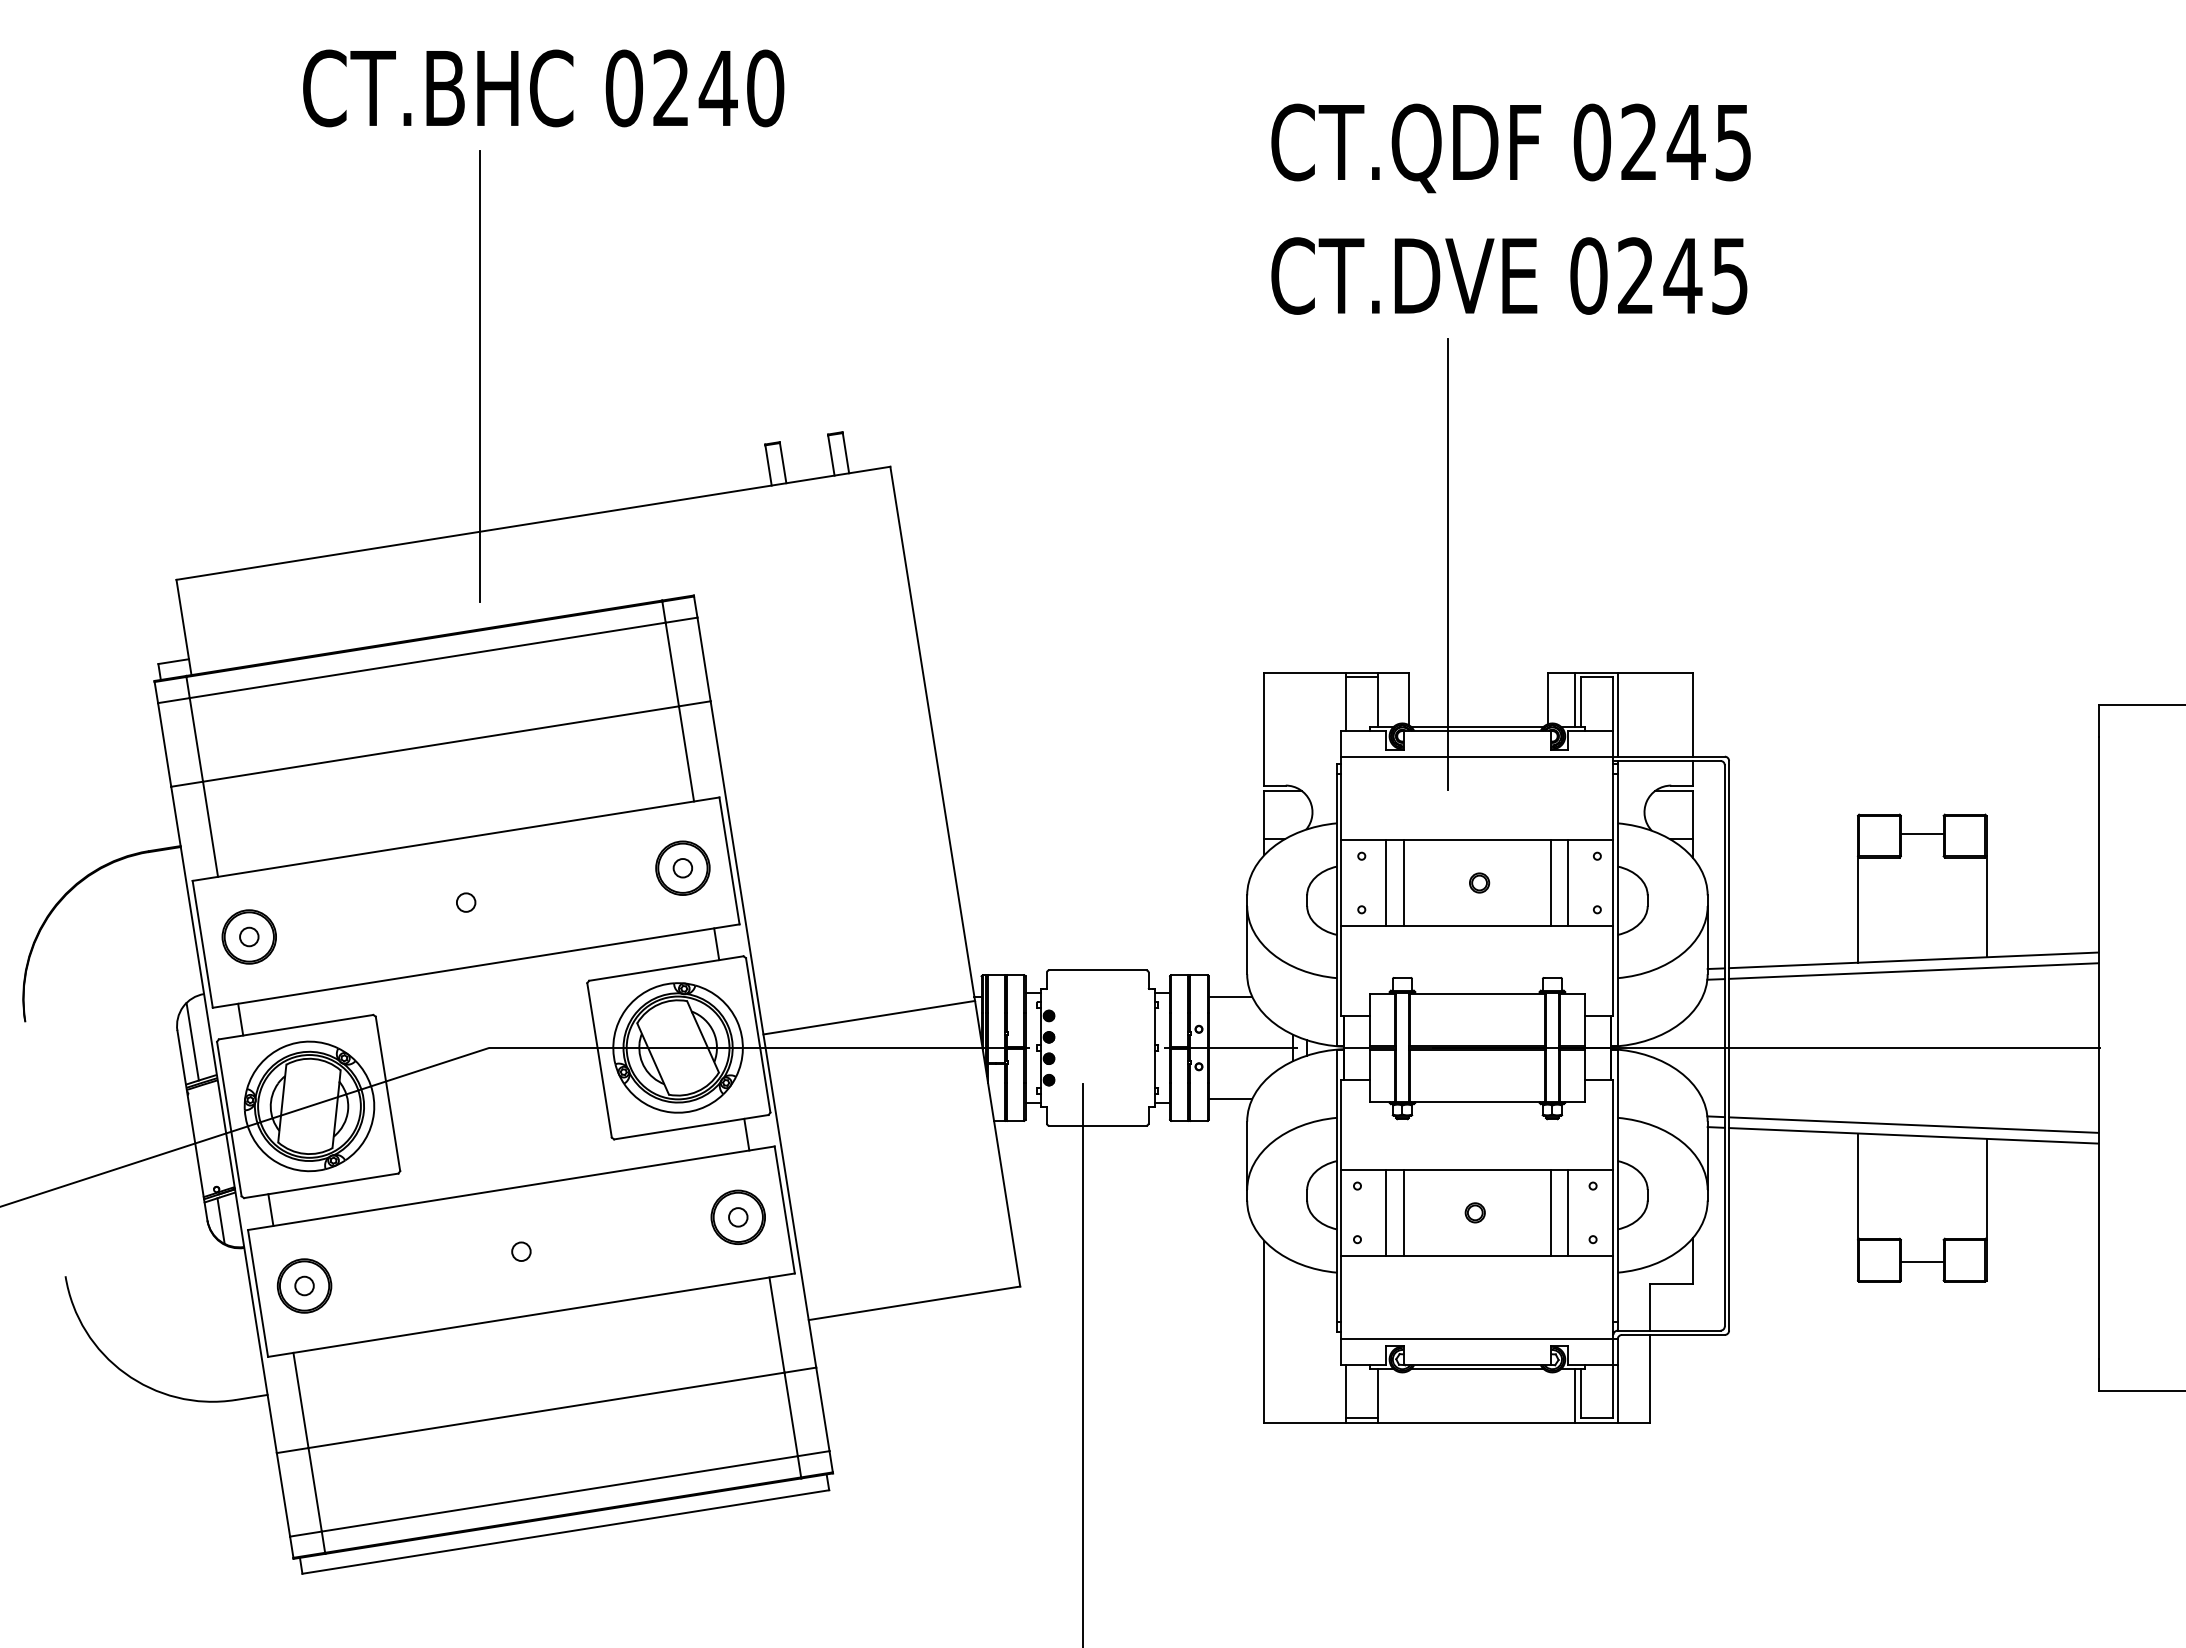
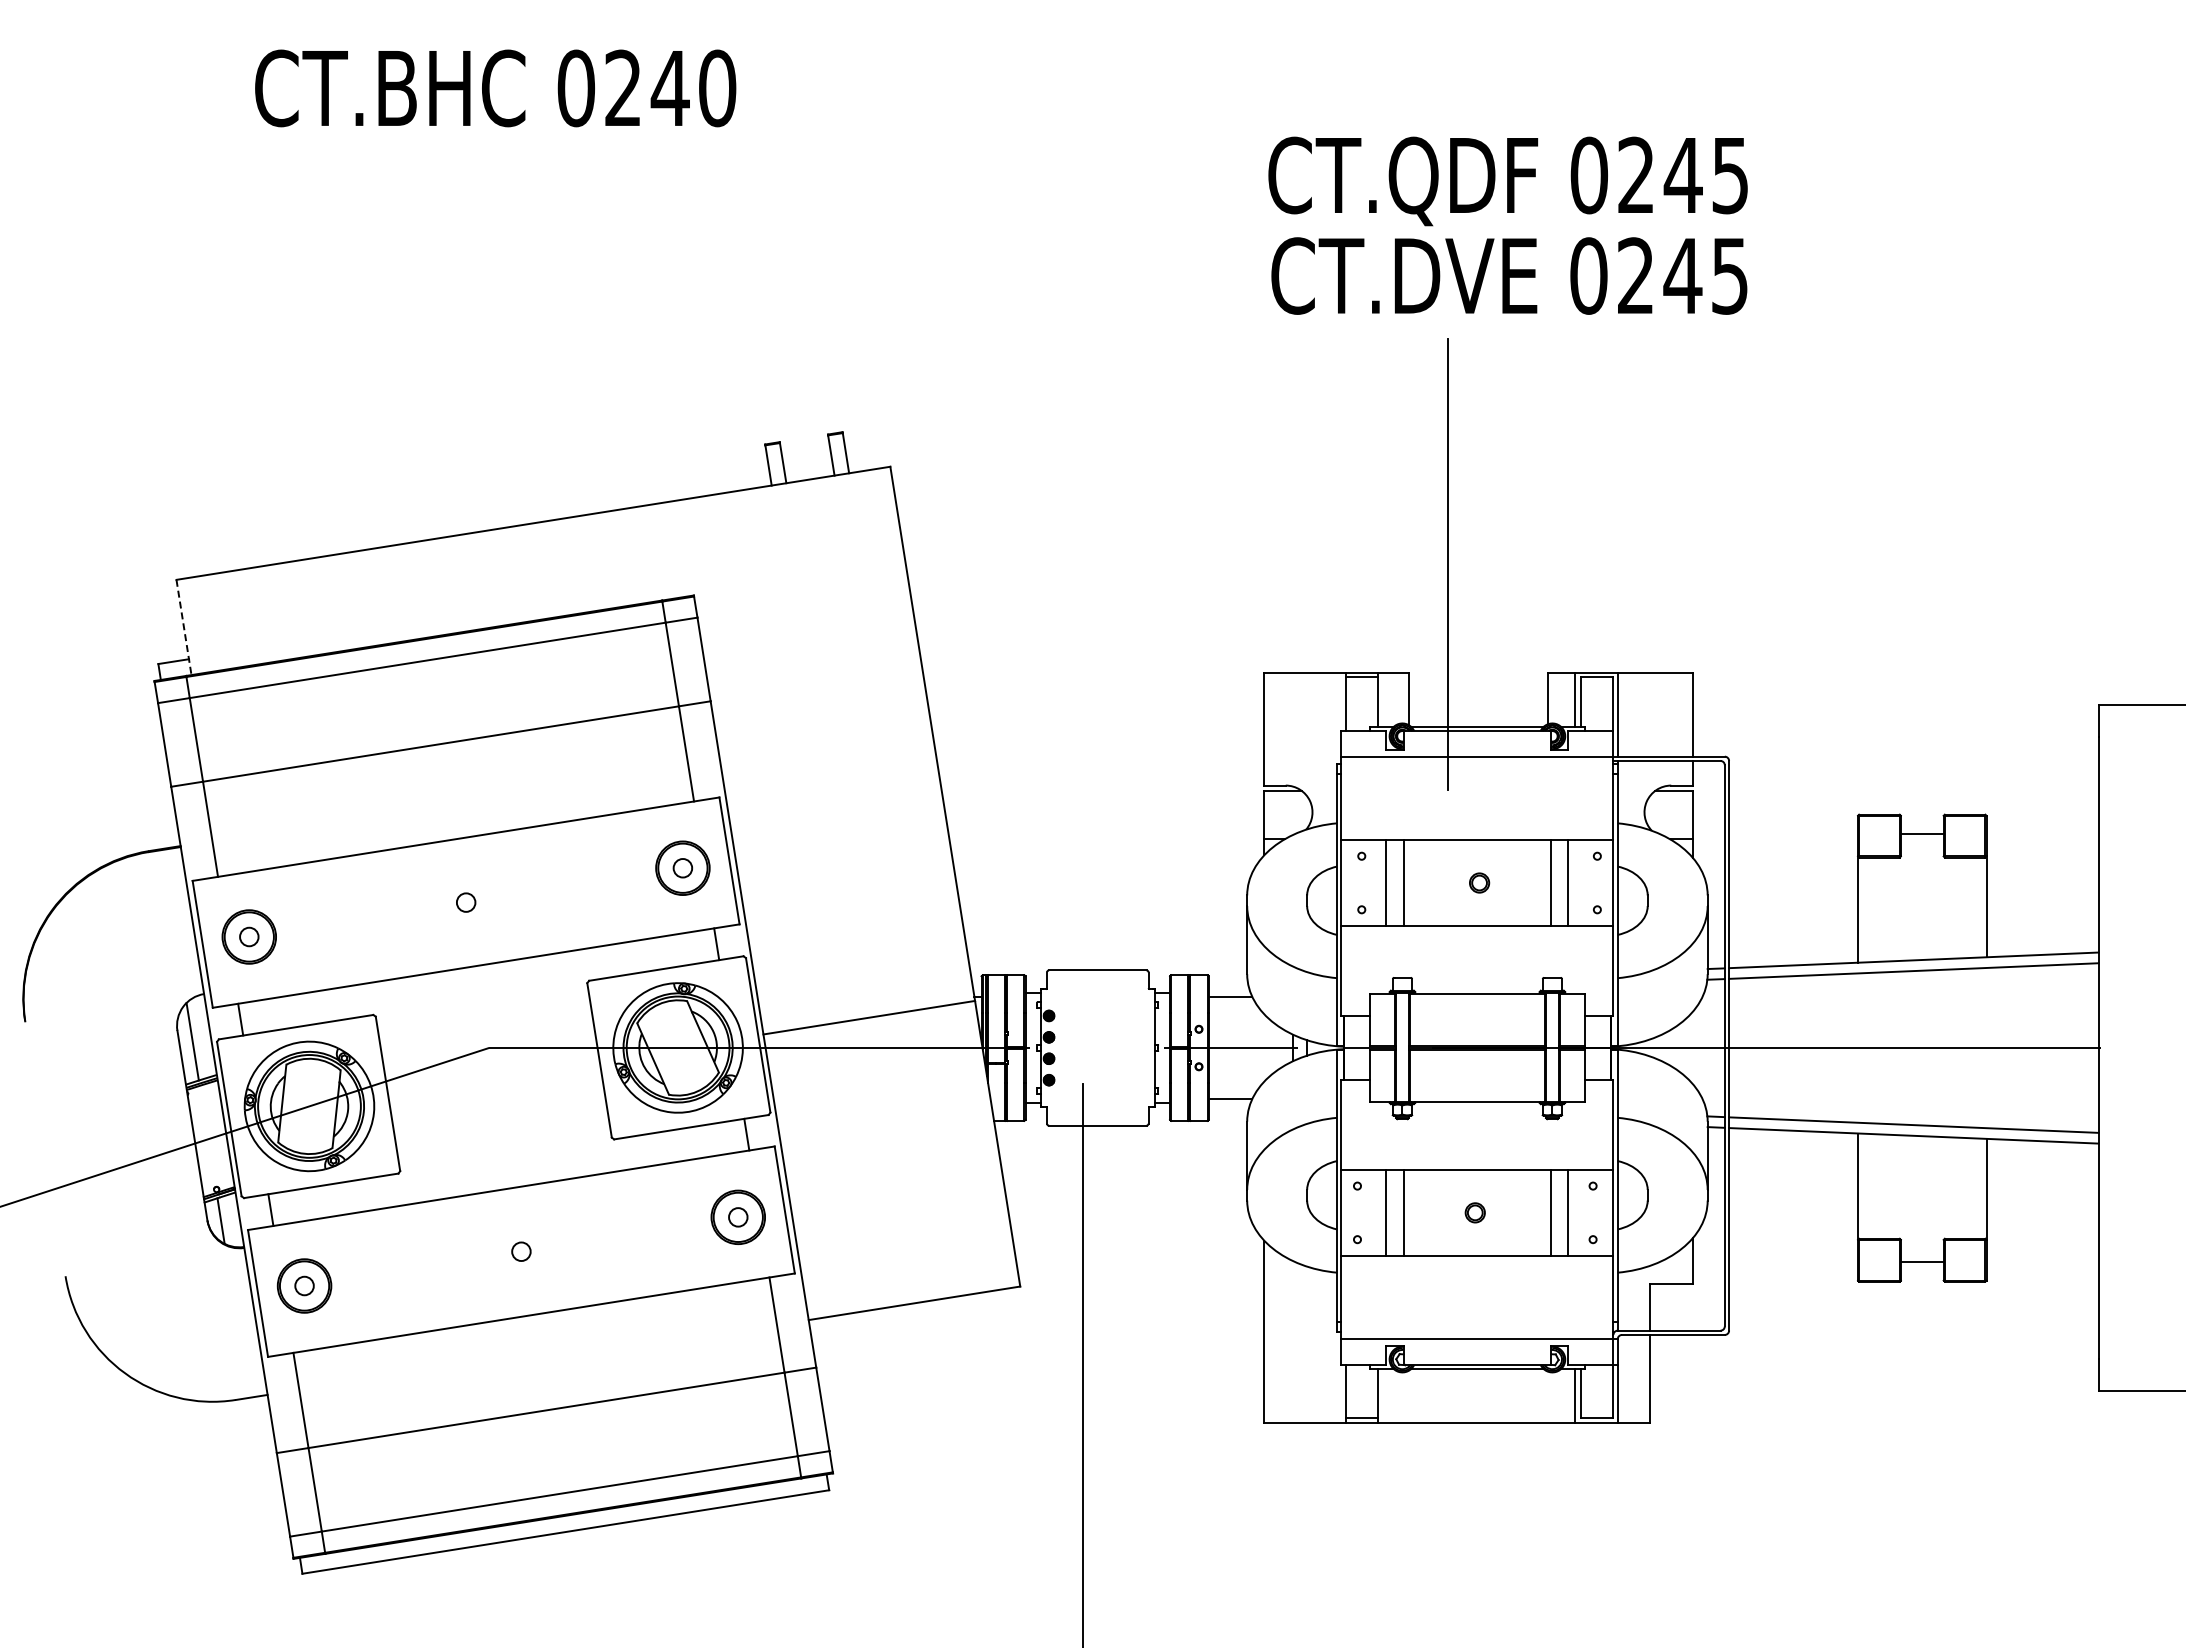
text position: (543, 88) -> (495, 88) (495, 88)
text position: (1510, 148) -> (1507, 181) (1507, 181)
line: present -> none (479, 376)
line: solid -> dashed (184, 627)
